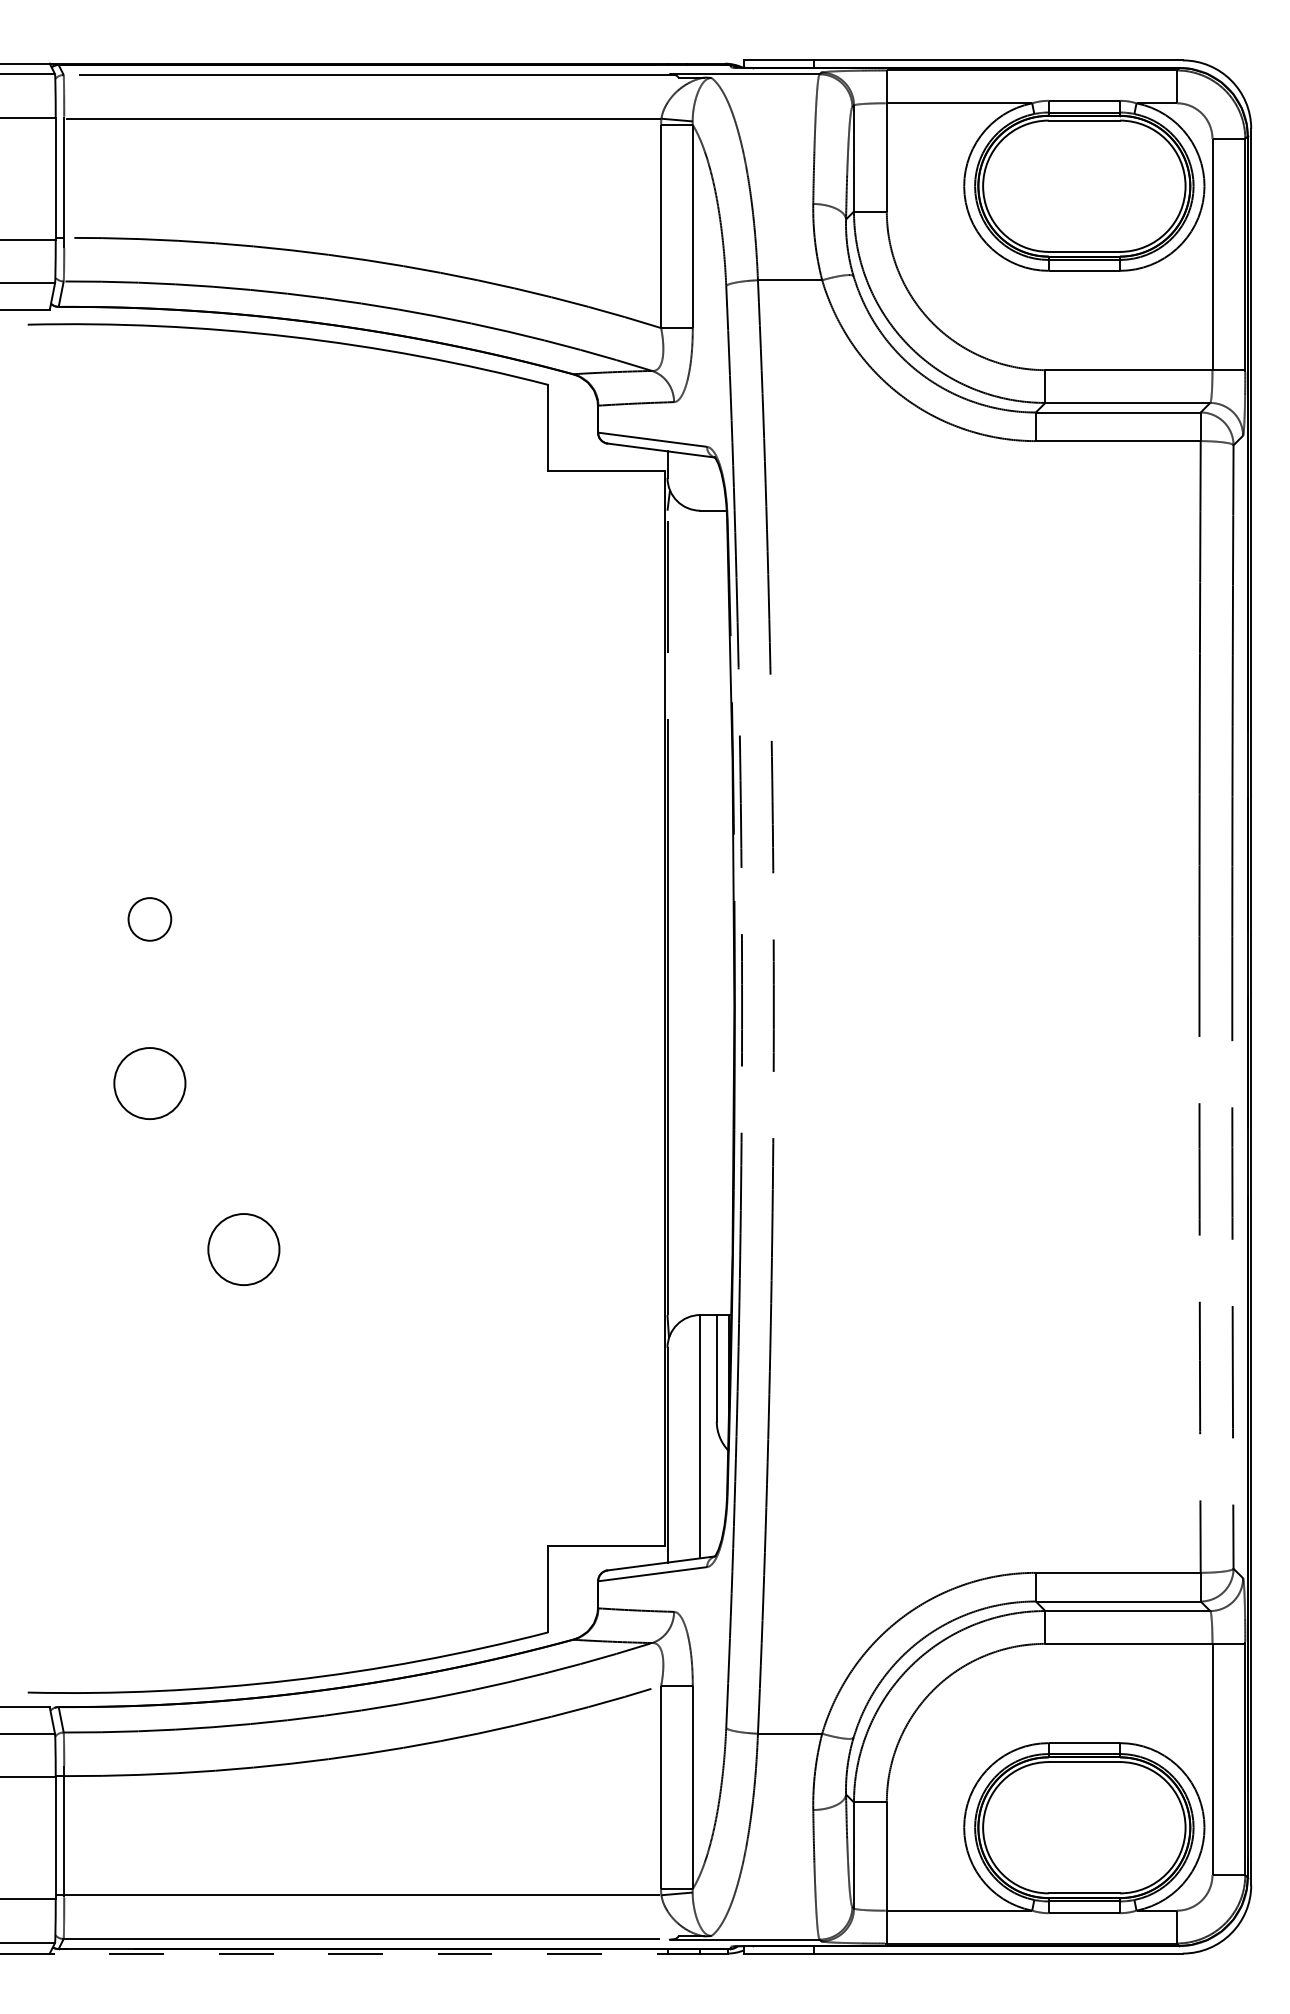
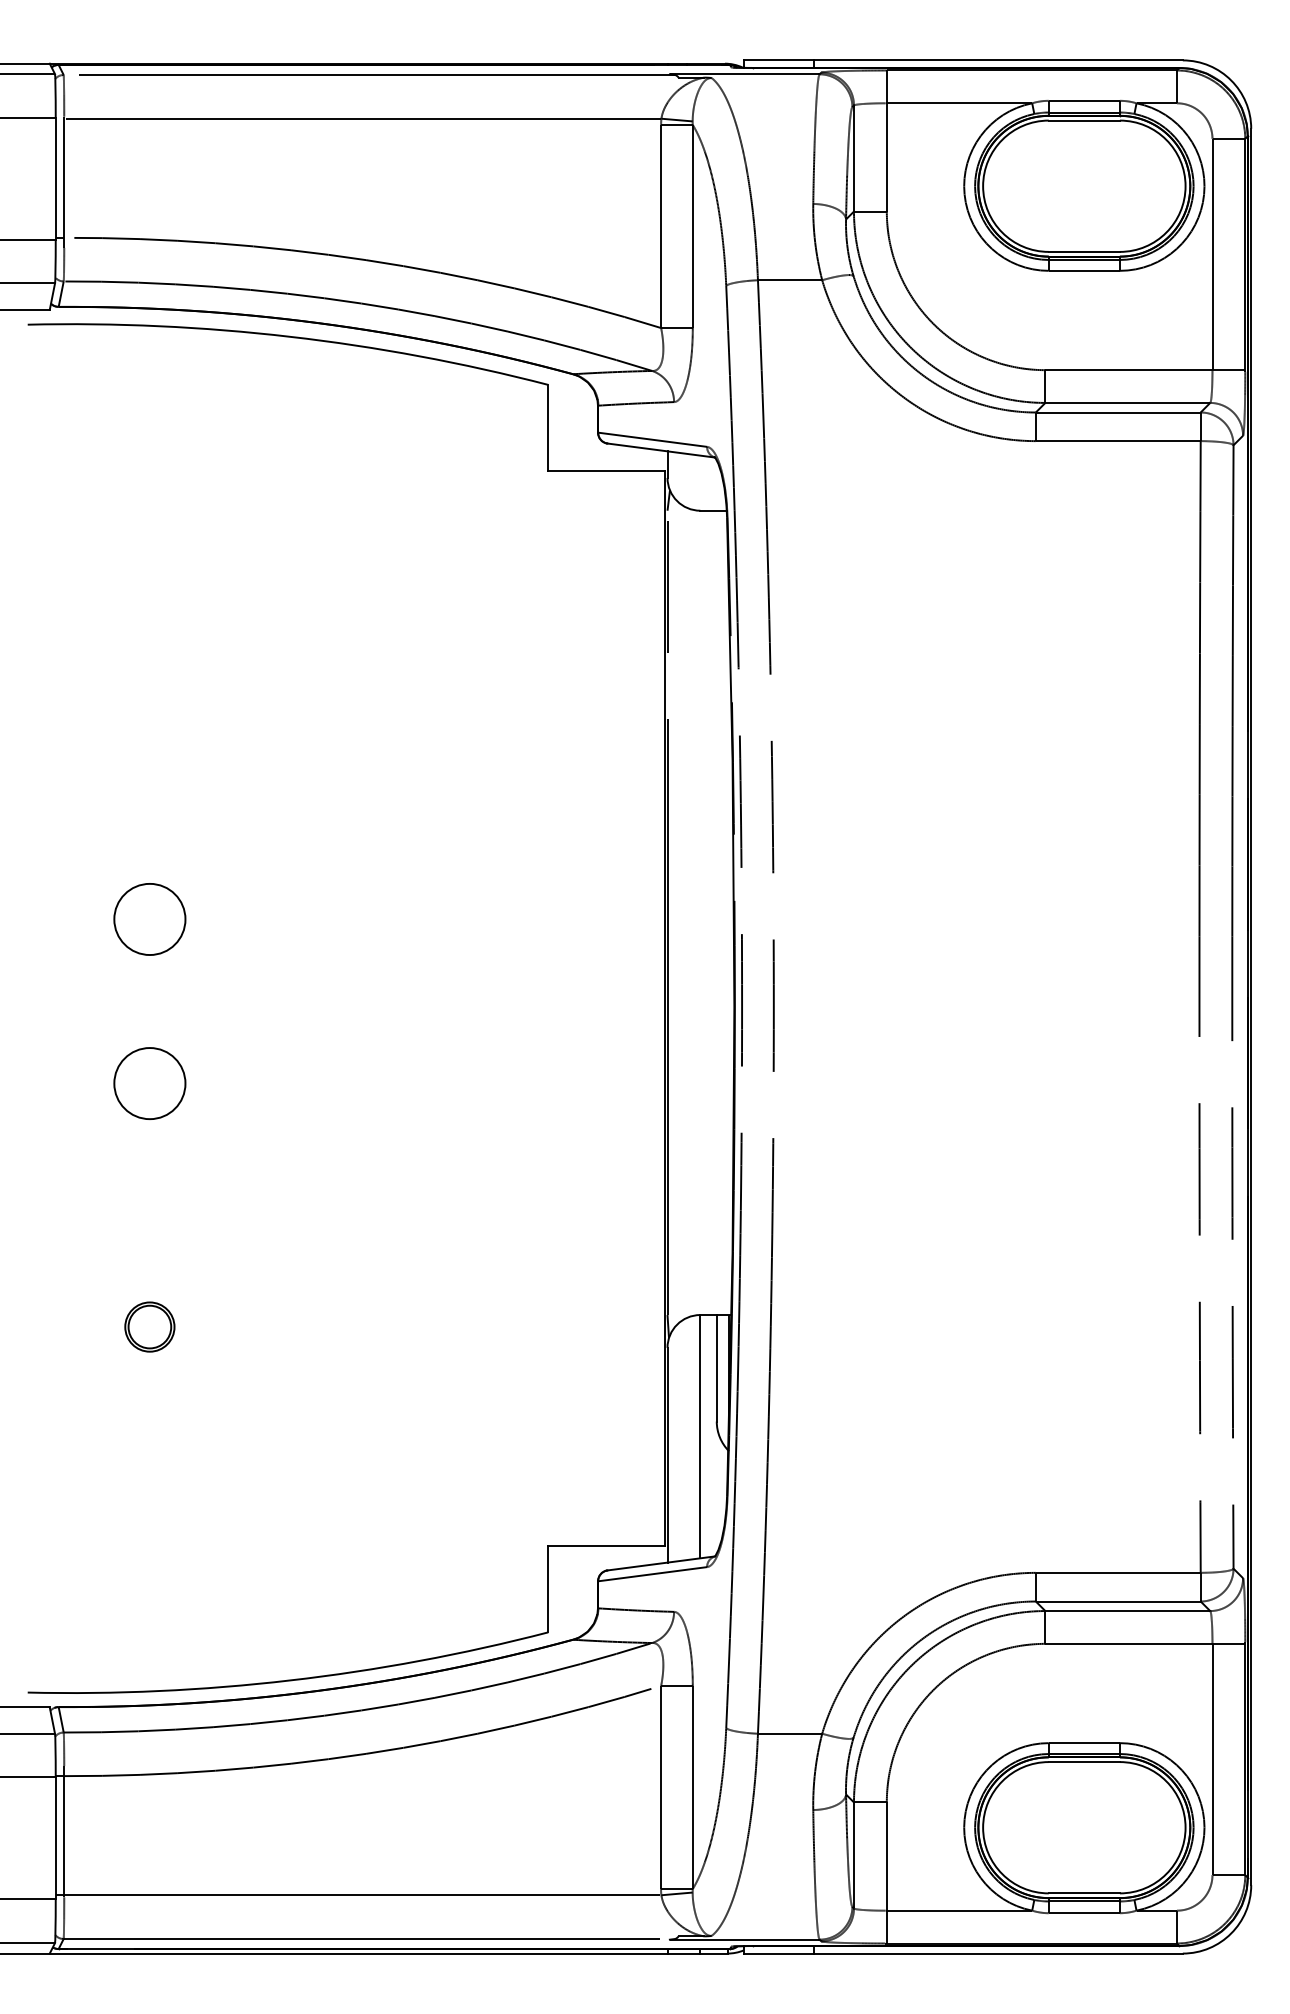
circle diameter: 43 px -> 71 px (149, 919)
circle: present -> none (243, 1249)
part: none -> present (149, 1326)
line: dashed -> solid (334, 1953)
